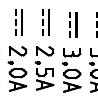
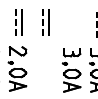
part: present -> none (73, 24)
part: present -> none (44, 68)
